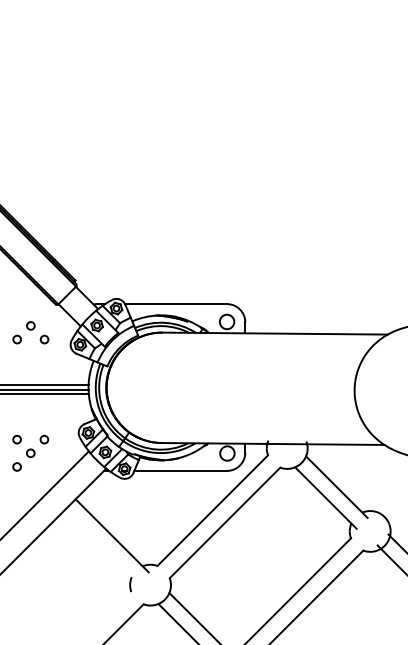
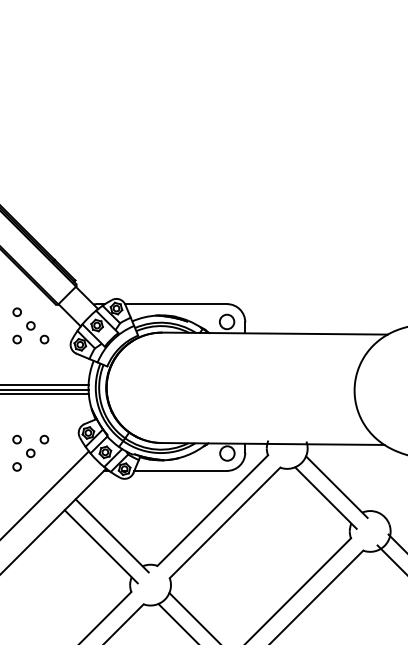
circle: none -> present (16, 311)
line: none -> present (100, 546)
line: none -> present (106, 616)
